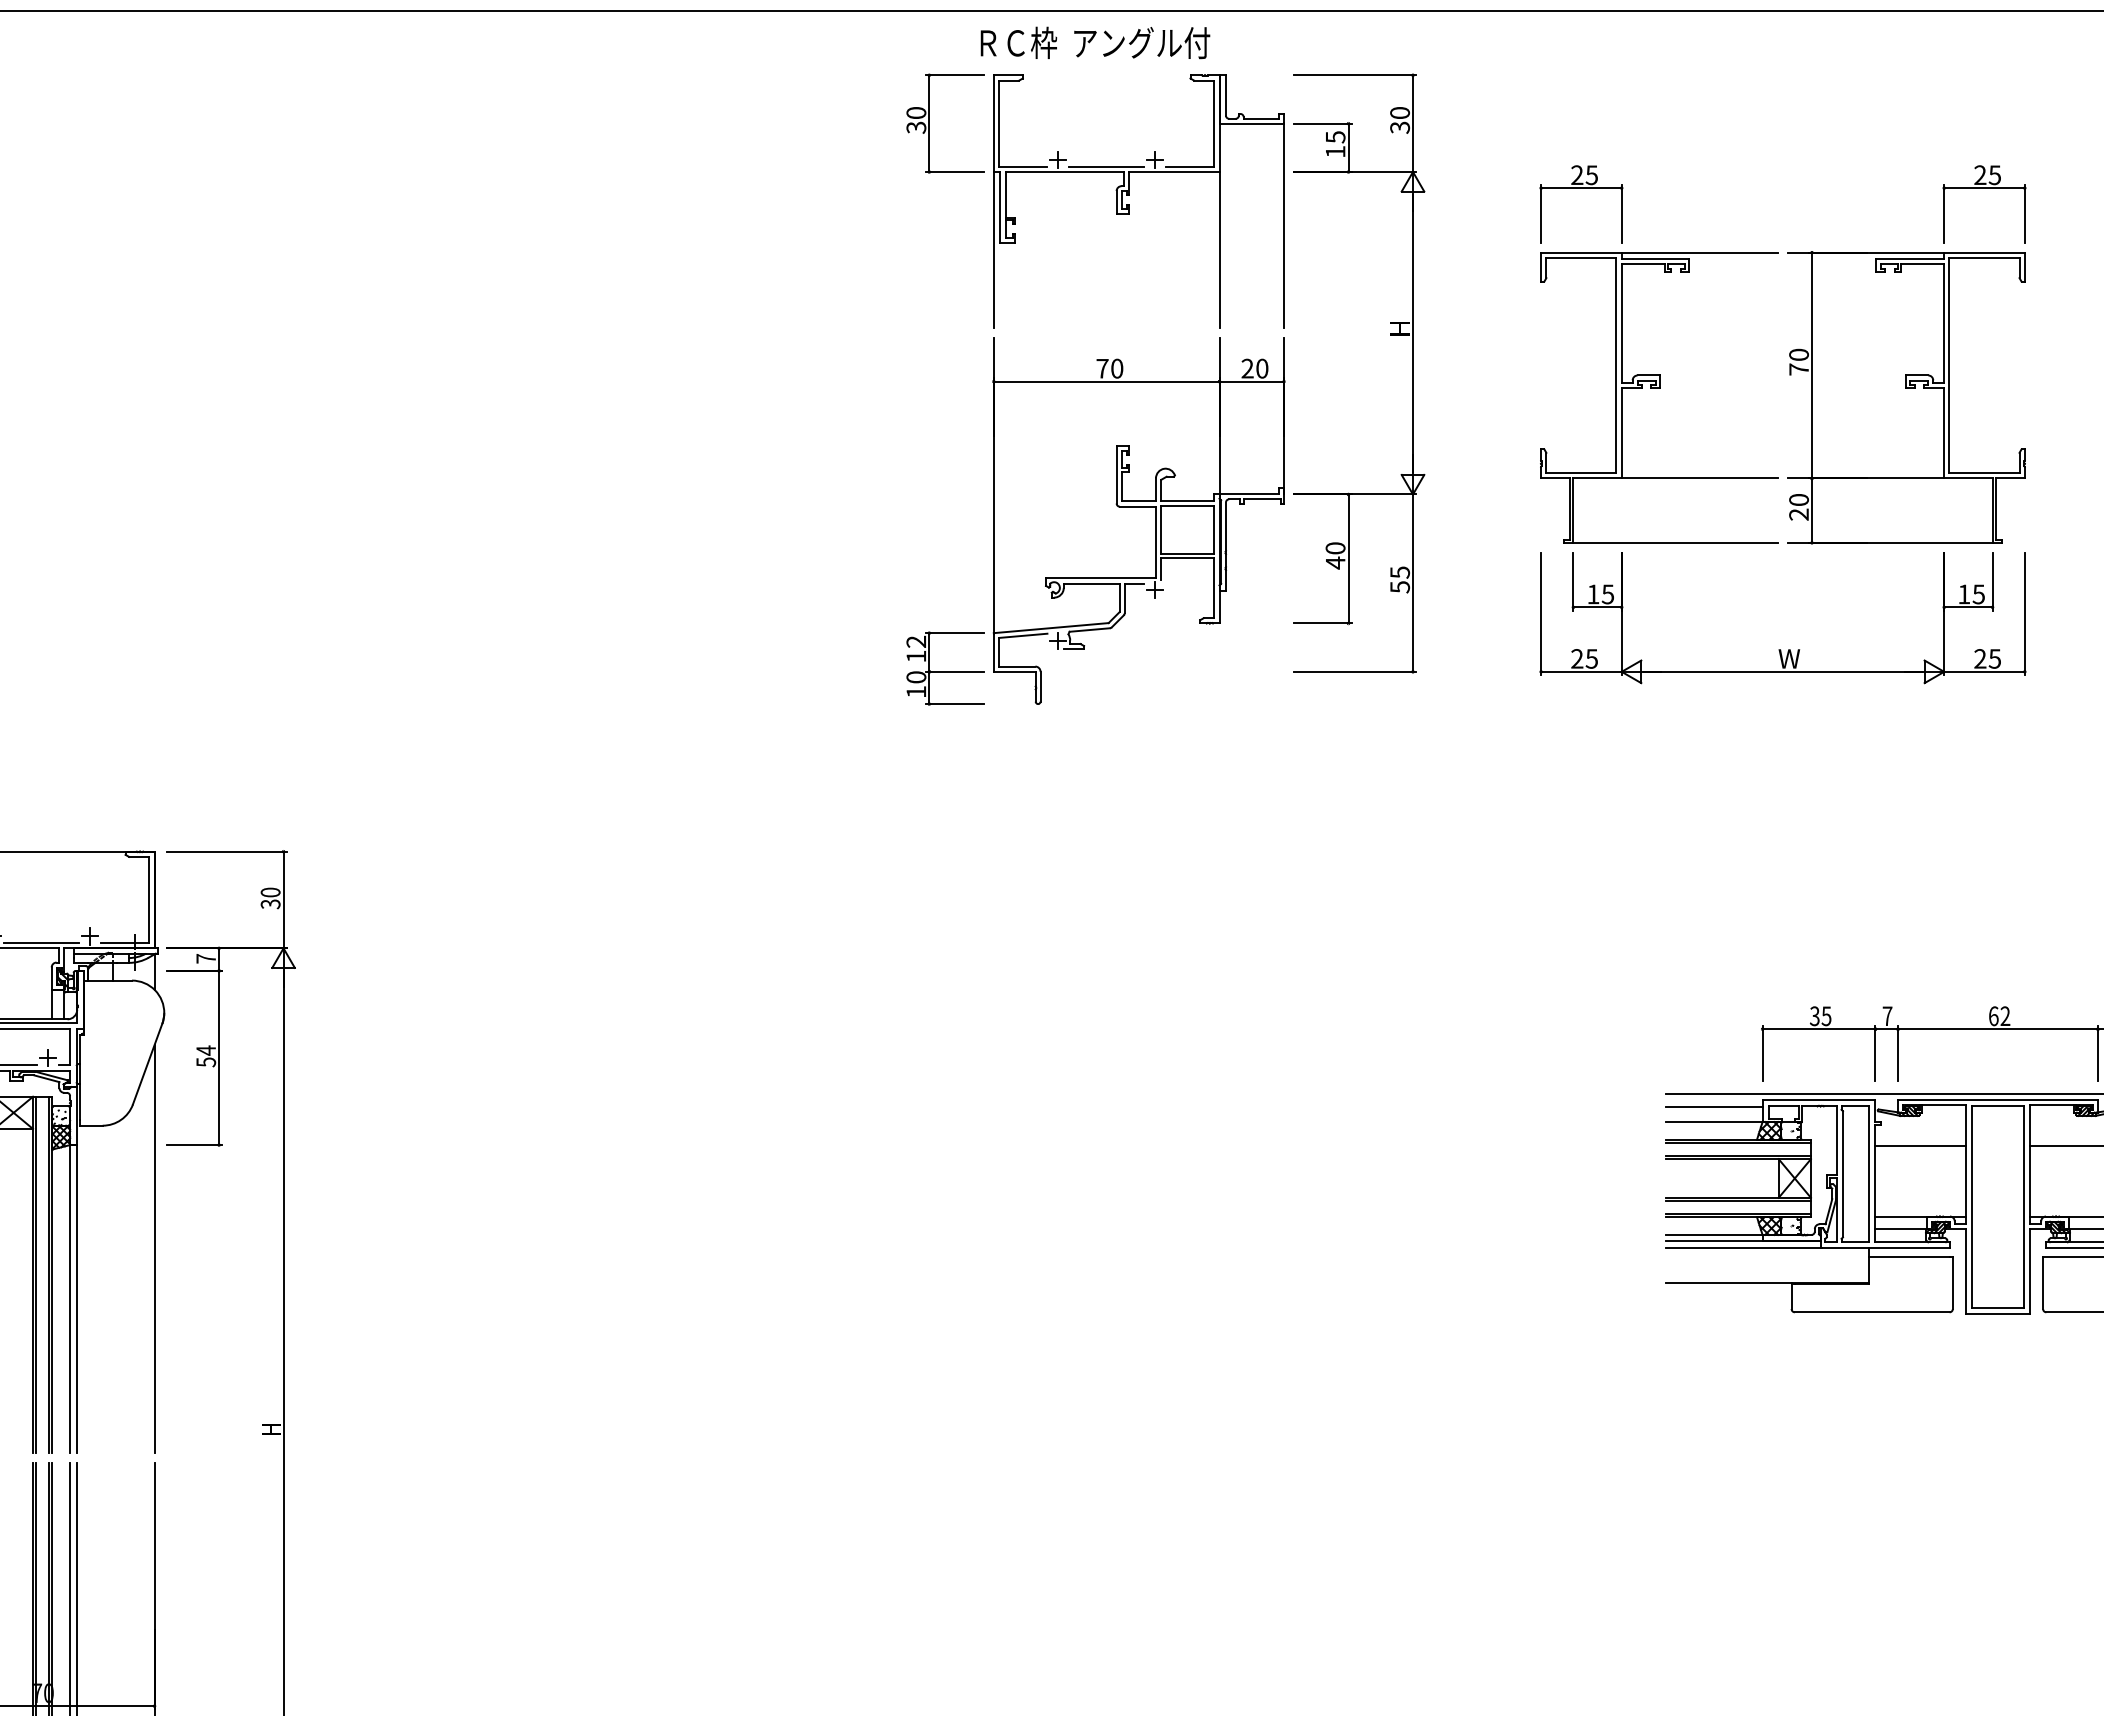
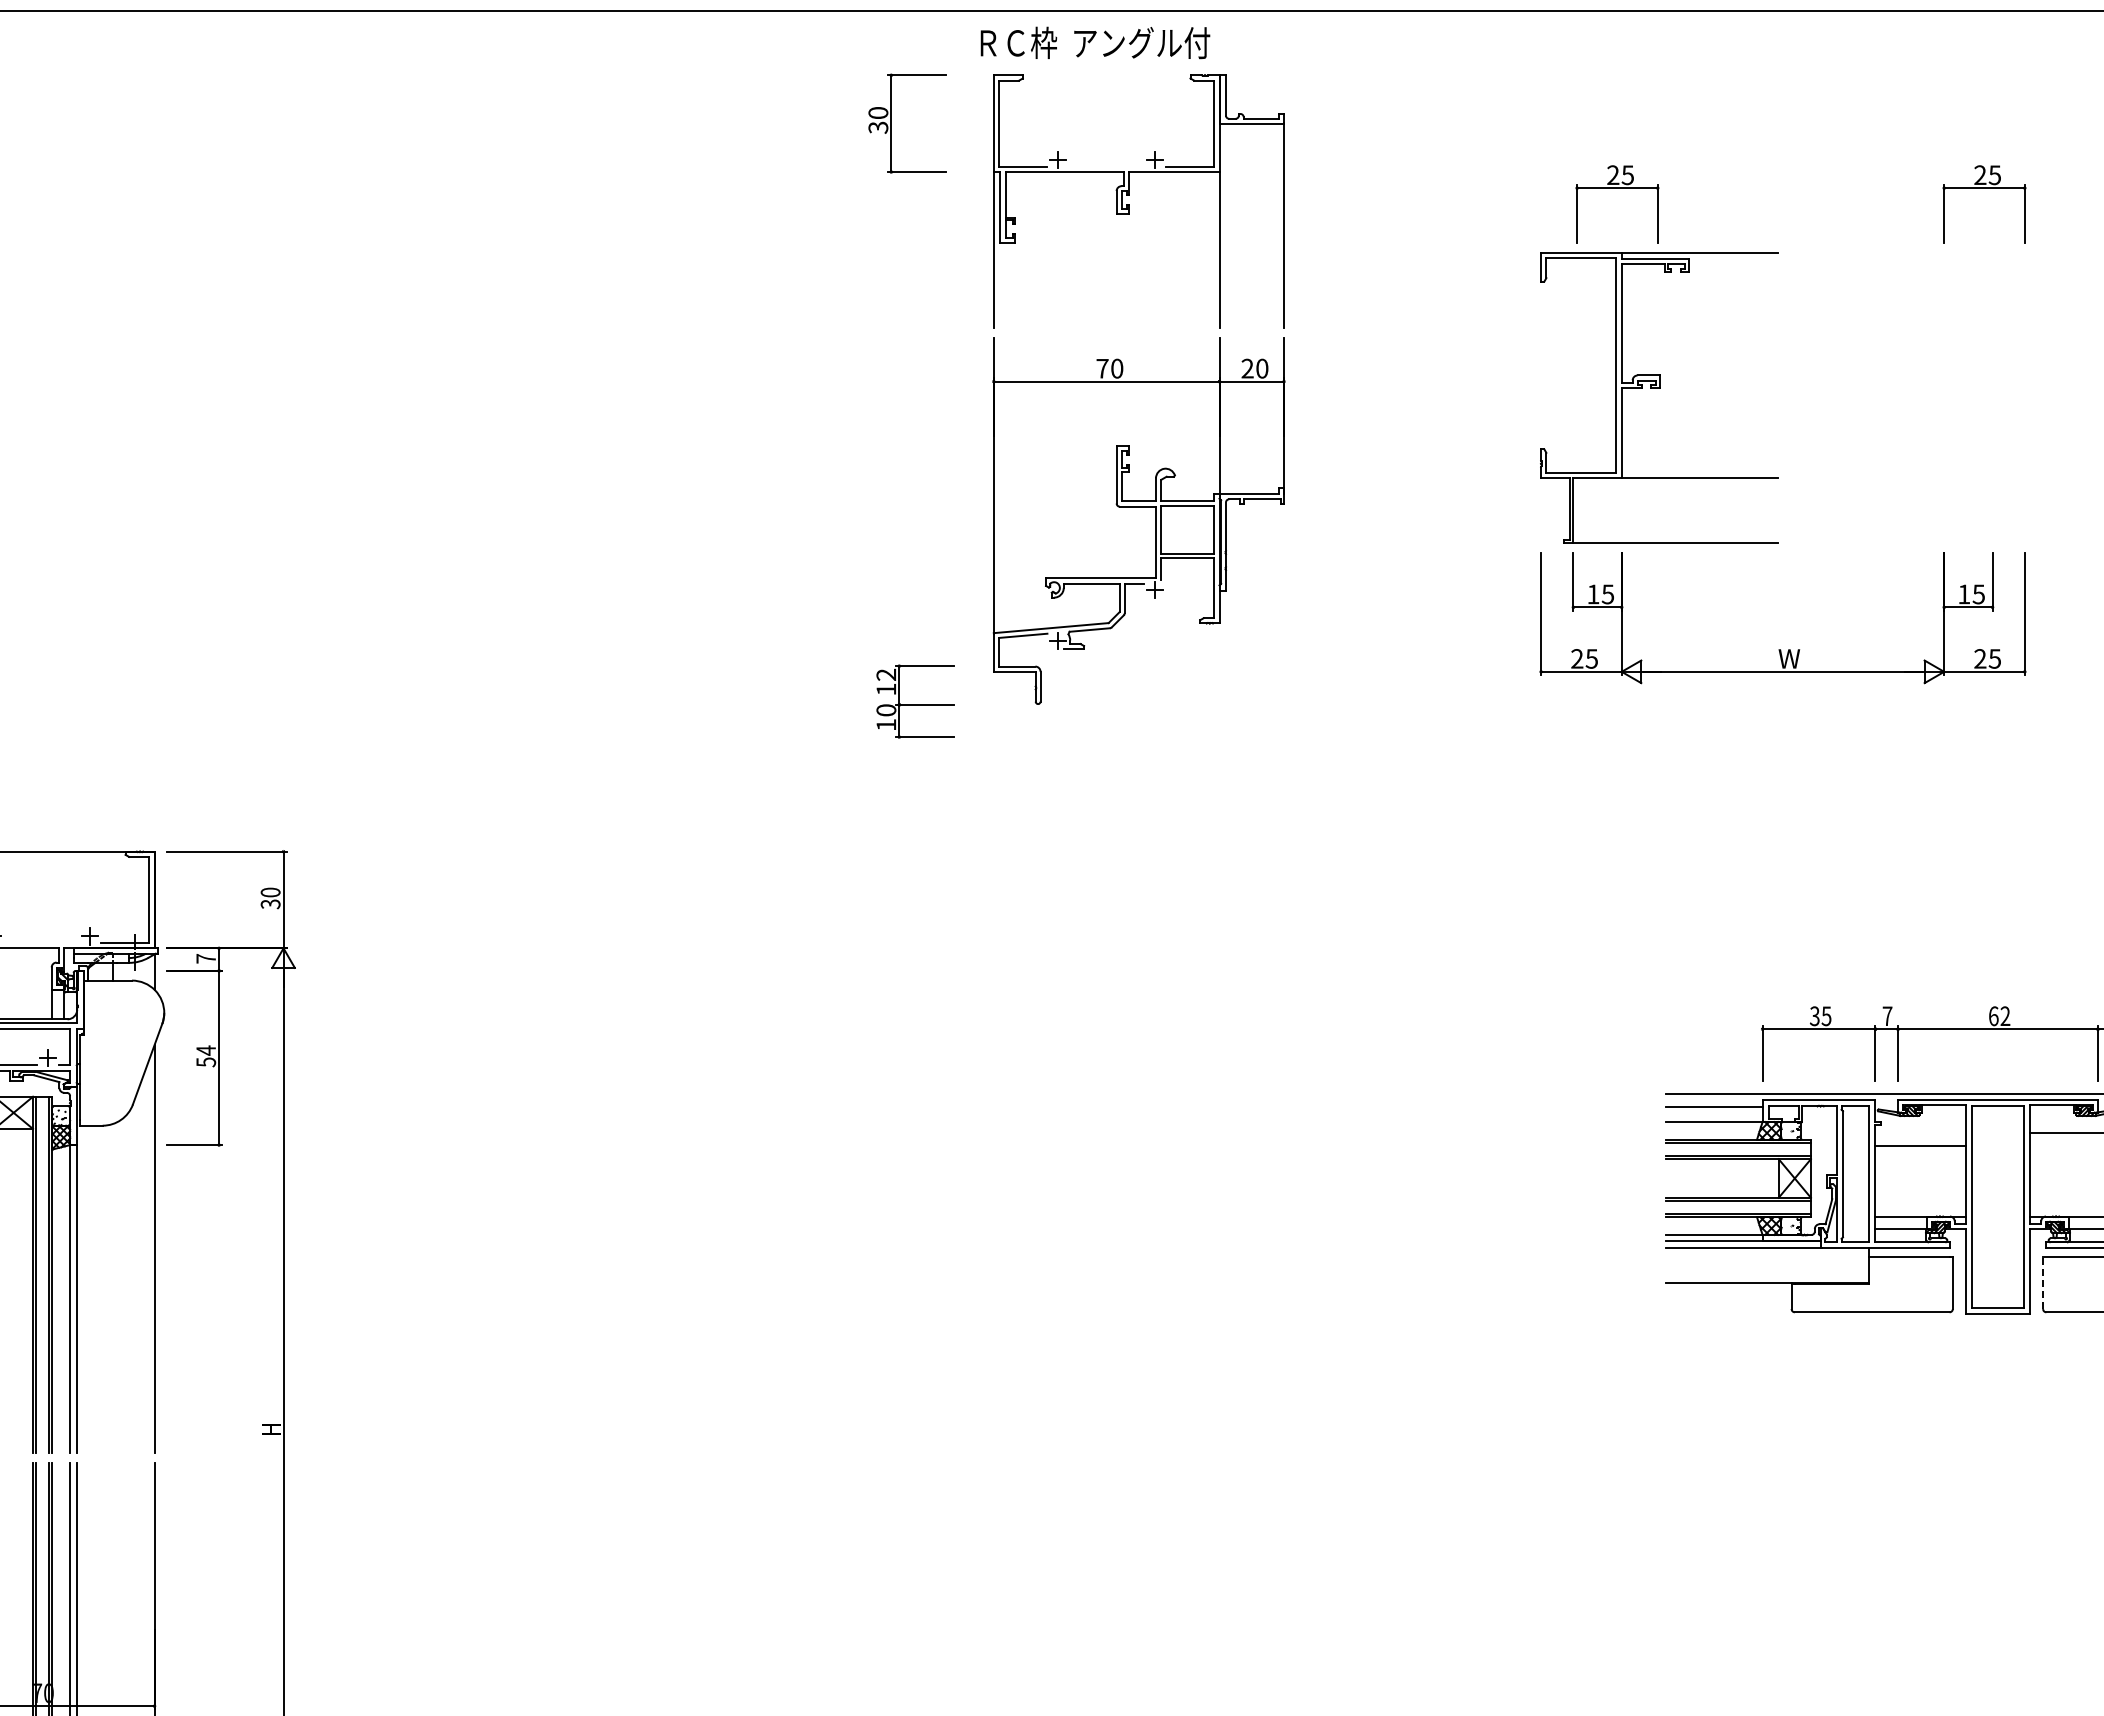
part position: (929, 123) -> (891, 123) (891, 123)
line: present -> none (1106, 166)
part position: (1581, 188) -> (1617, 188) (1617, 188)
part: present -> none (1390, 335)
part: present -> none (1906, 397)
part position: (945, 668) -> (915, 701) (915, 701)
line: present -> none (41, 943)
line position: (2065, 1145) -> (2065, 1132) (2065, 1132)
line: solid -> dashed (2043, 1282)
